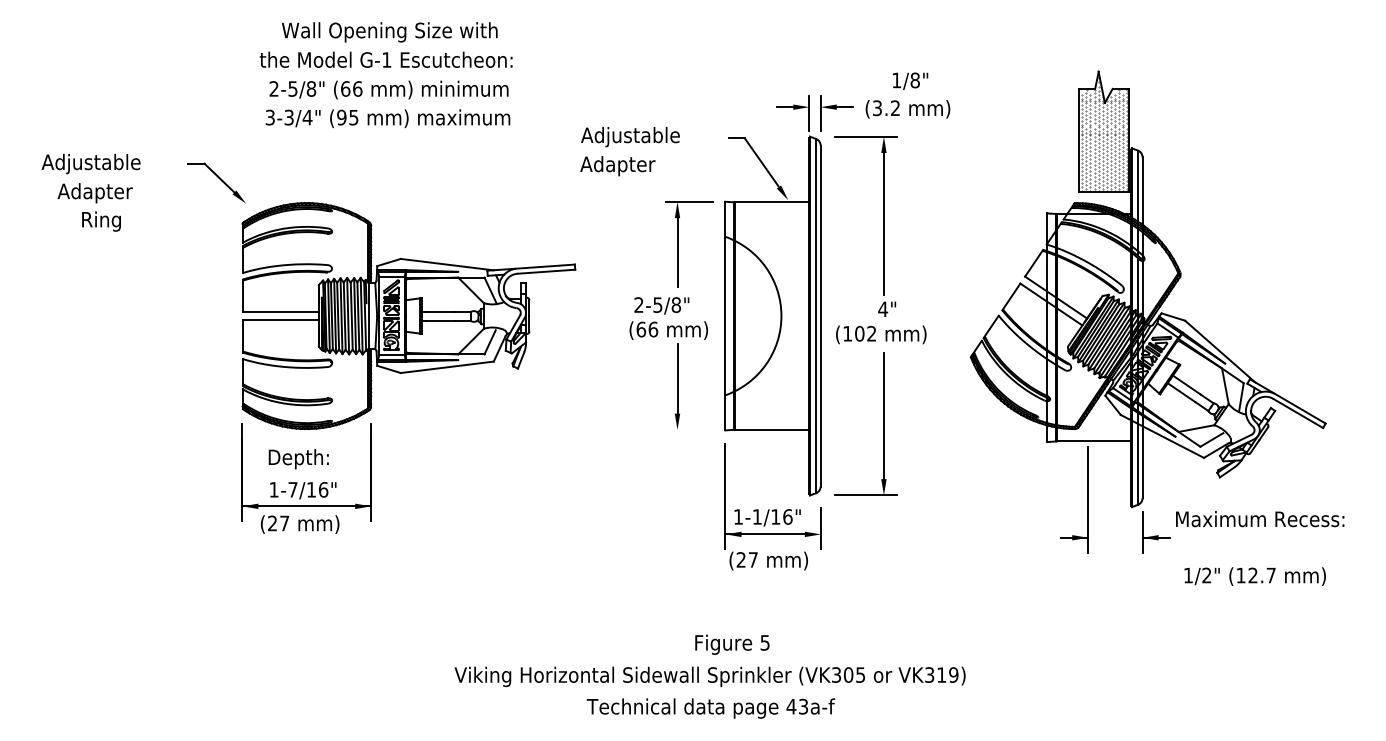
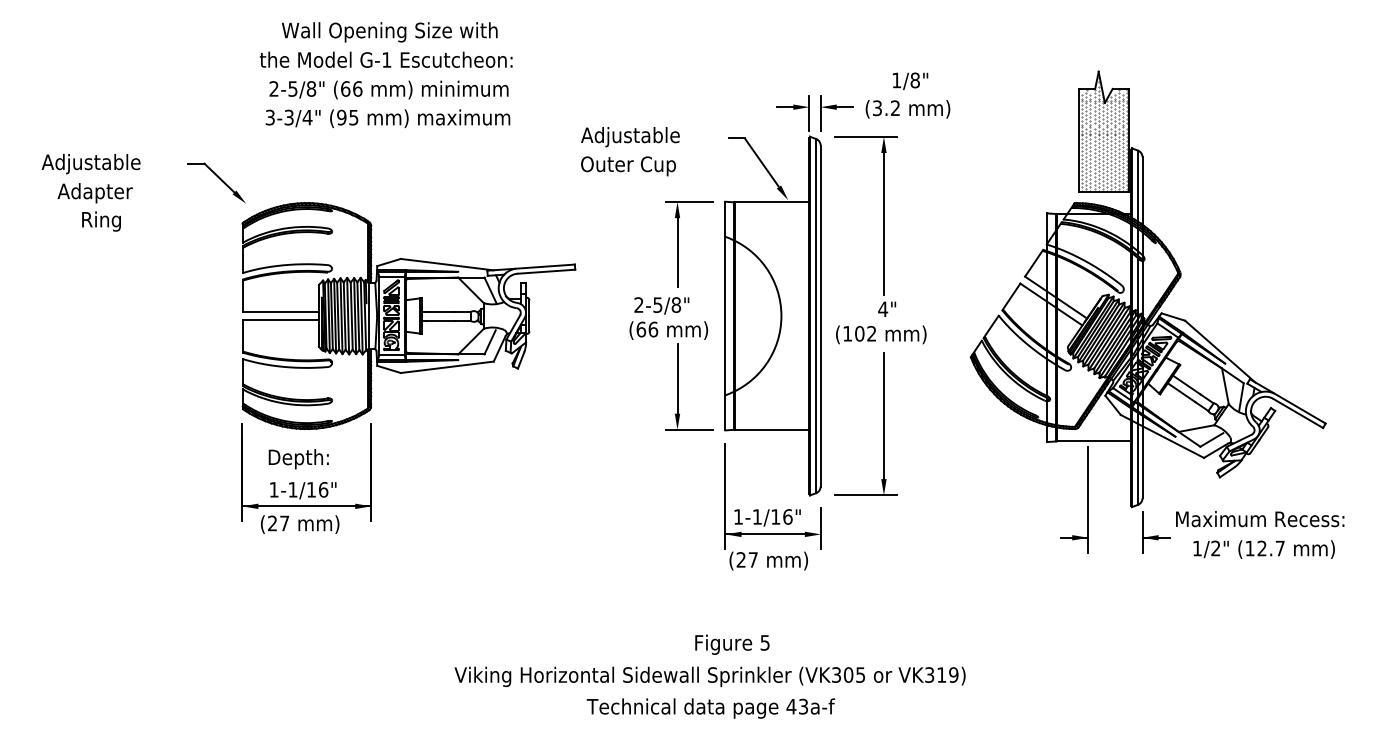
text: Adapter -> Outer Cup (627, 166)
line: none -> present (689, 429)
text: 1-7/16" -> 1-1/16" (292, 489)
text position: (1254, 576) -> (1263, 549) (1263, 549)
